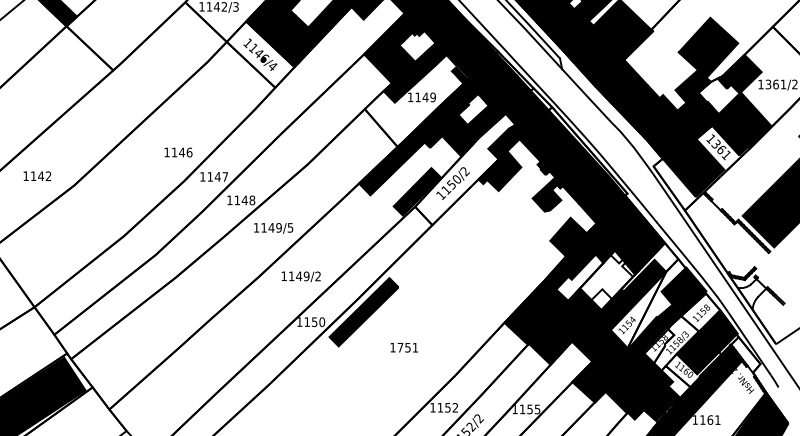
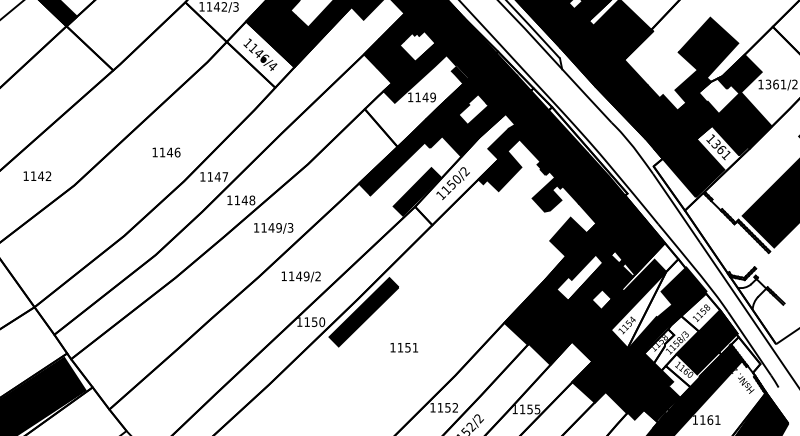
text position: (178, 152) -> (166, 152) (166, 152)
text: 1149/5 -> 1149/3 (290, 227)
fill: none -> present (606, 277)
text: 1751 -> 1151 (400, 347)
